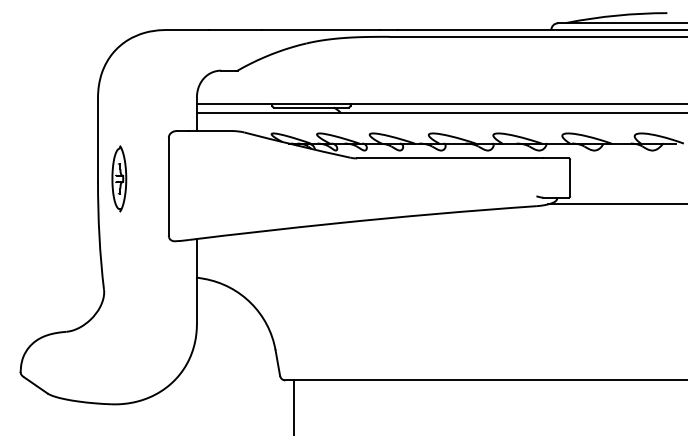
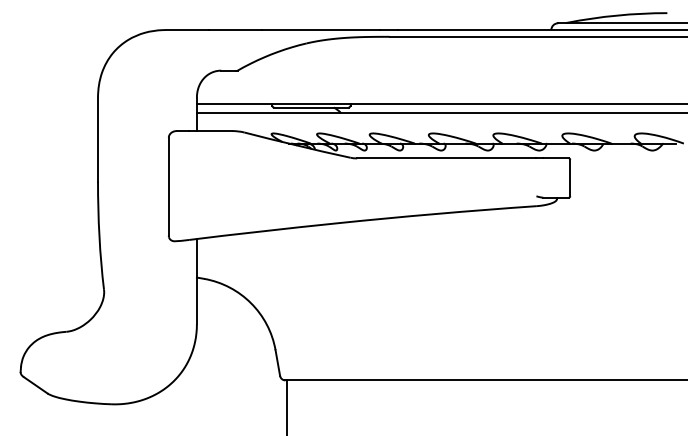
part: present -> none (119, 178)
line: present -> none (615, 204)
line position: (294, 406) -> (287, 406) (287, 406)
